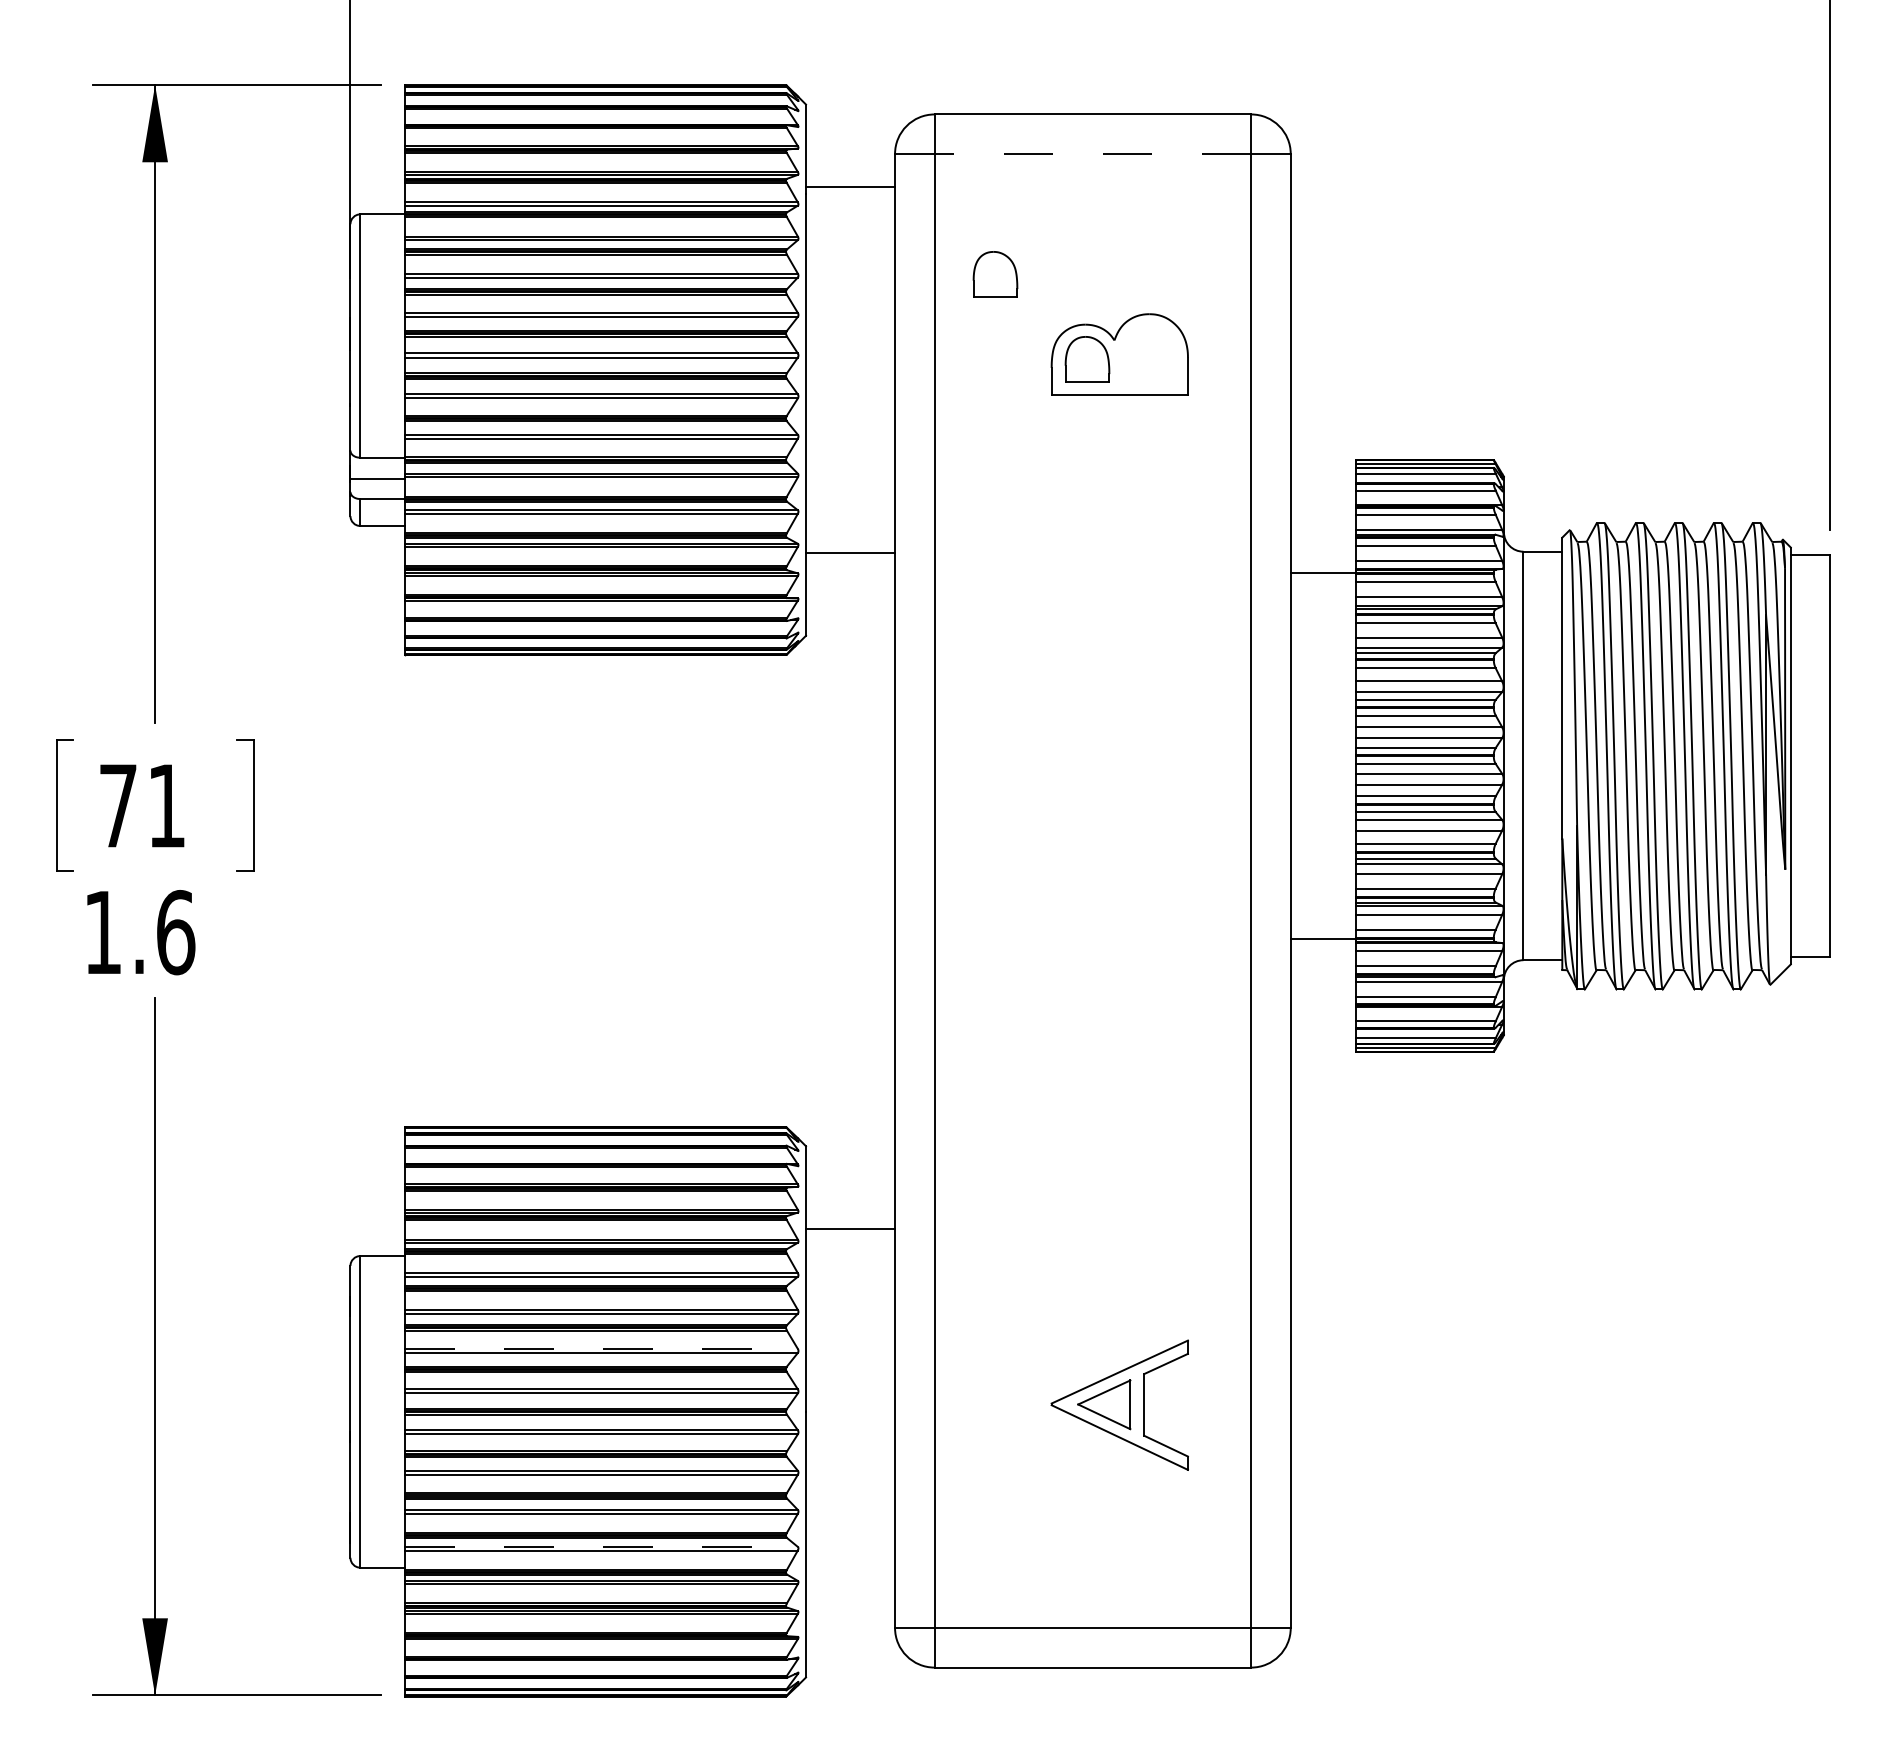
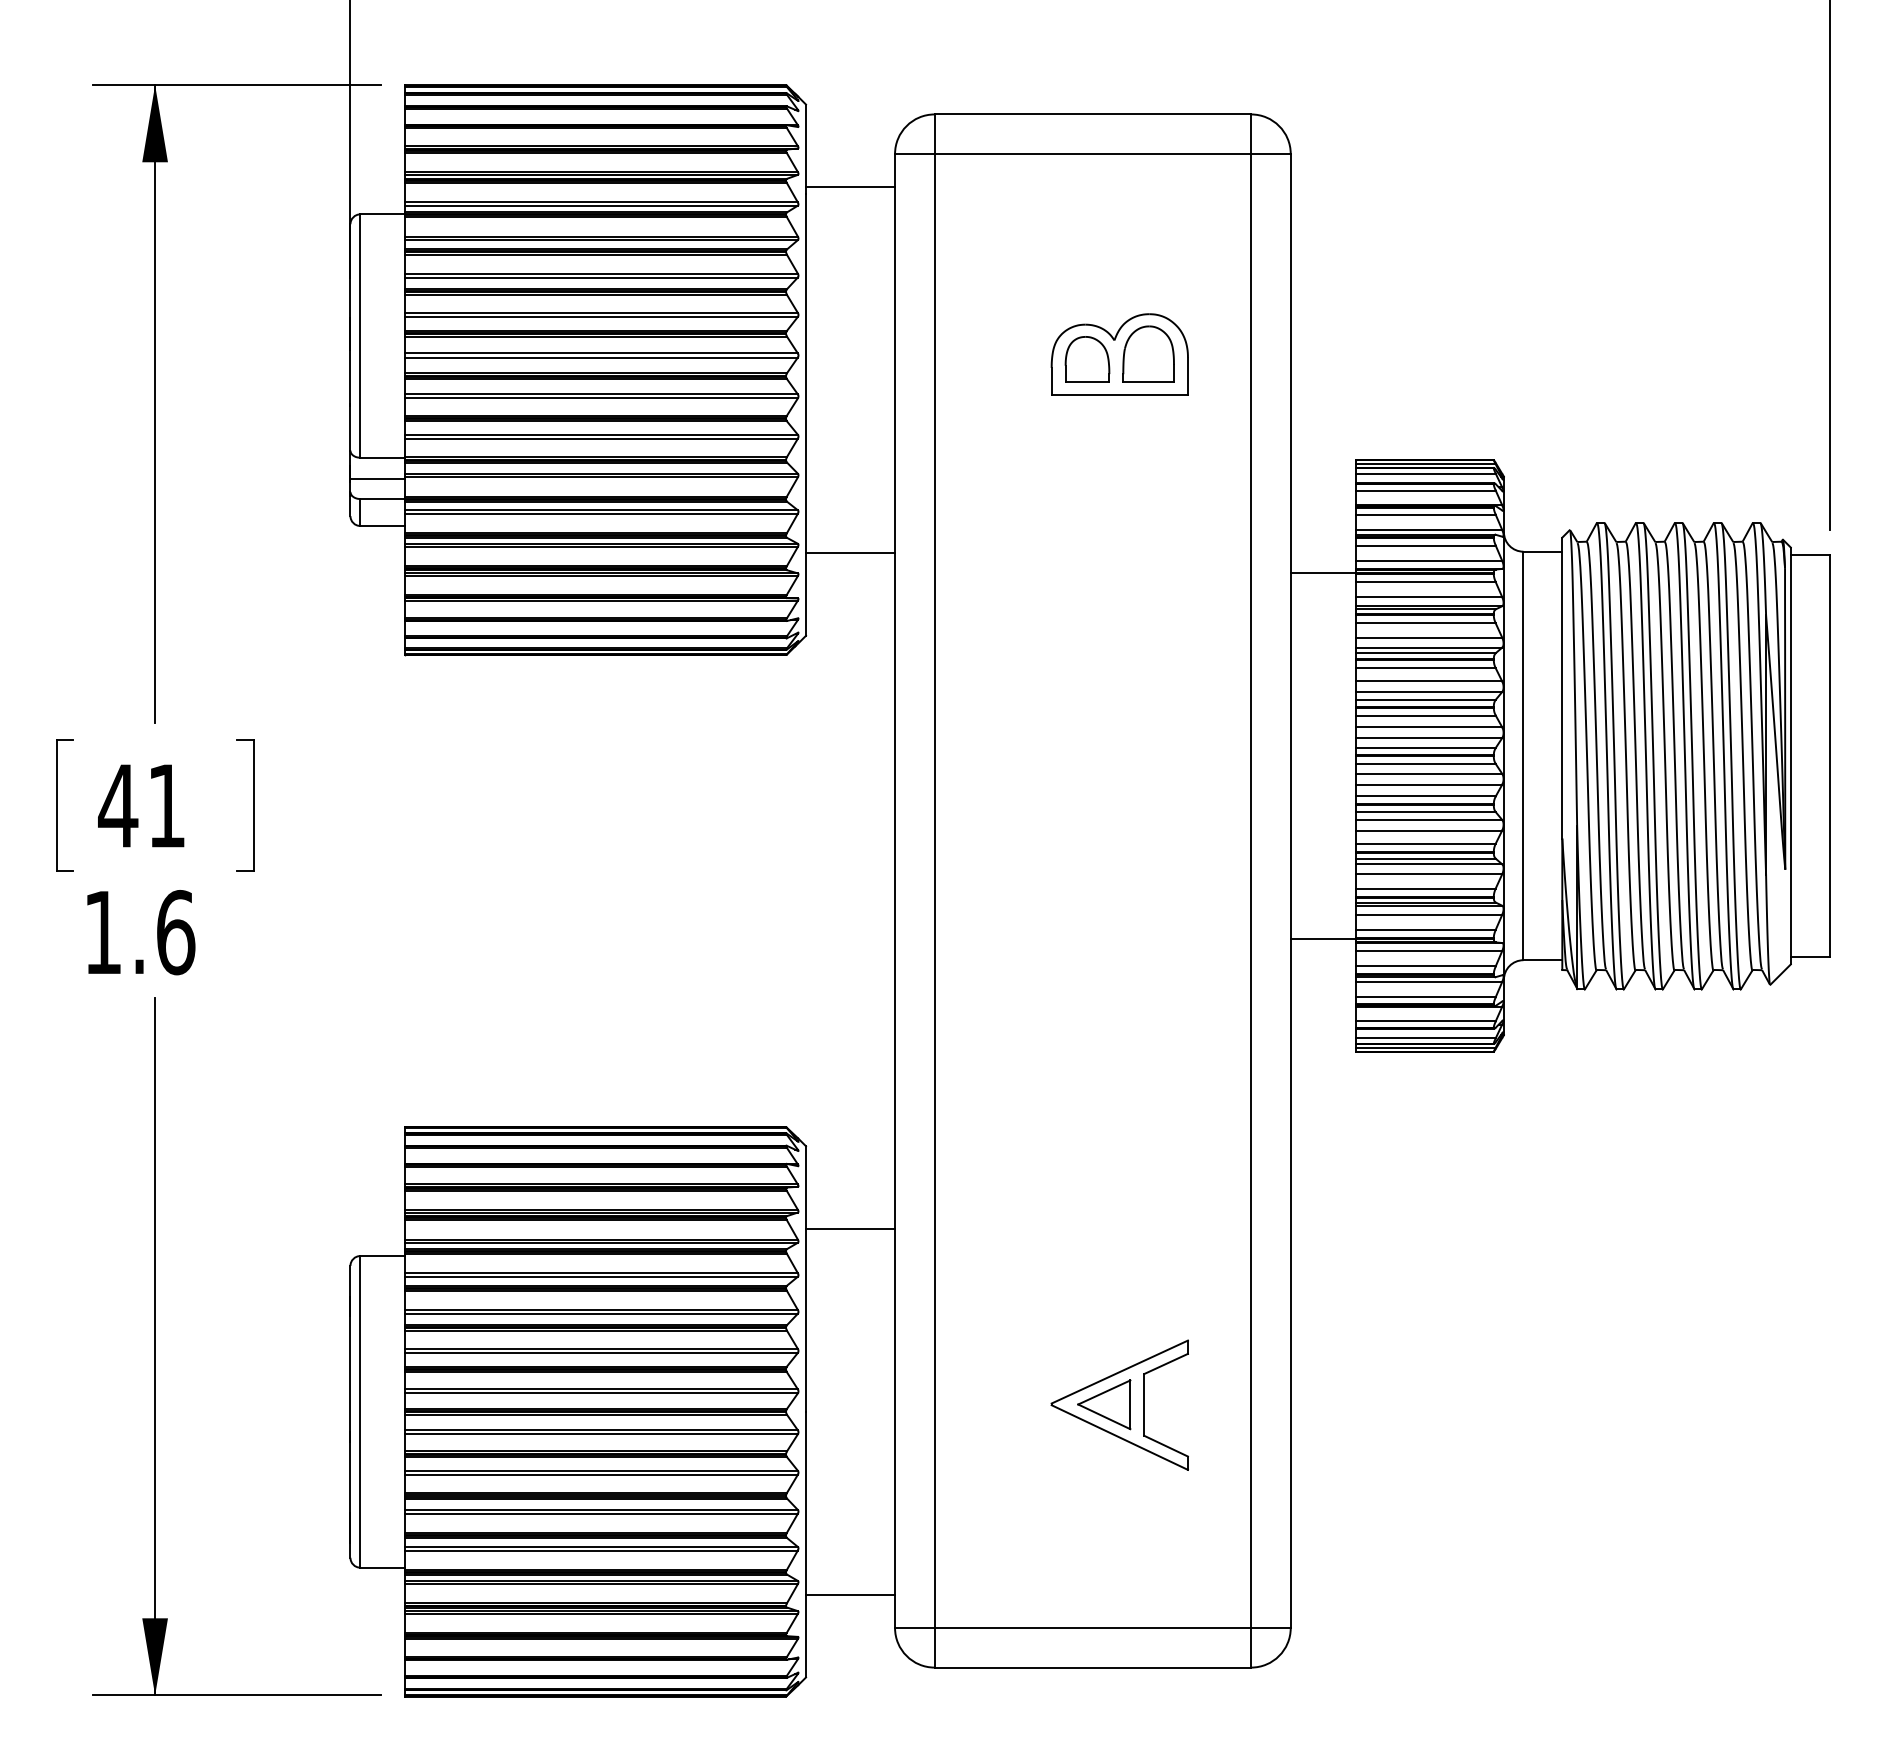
line: dashed -> solid (1092, 154)
part: present -> none (995, 274)
part: none -> present (1148, 353)
text: 71 -> 41 (118, 805)
line: dashed -> solid (602, 1348)
line: dashed -> solid (602, 1546)
line: none -> present (850, 1594)
